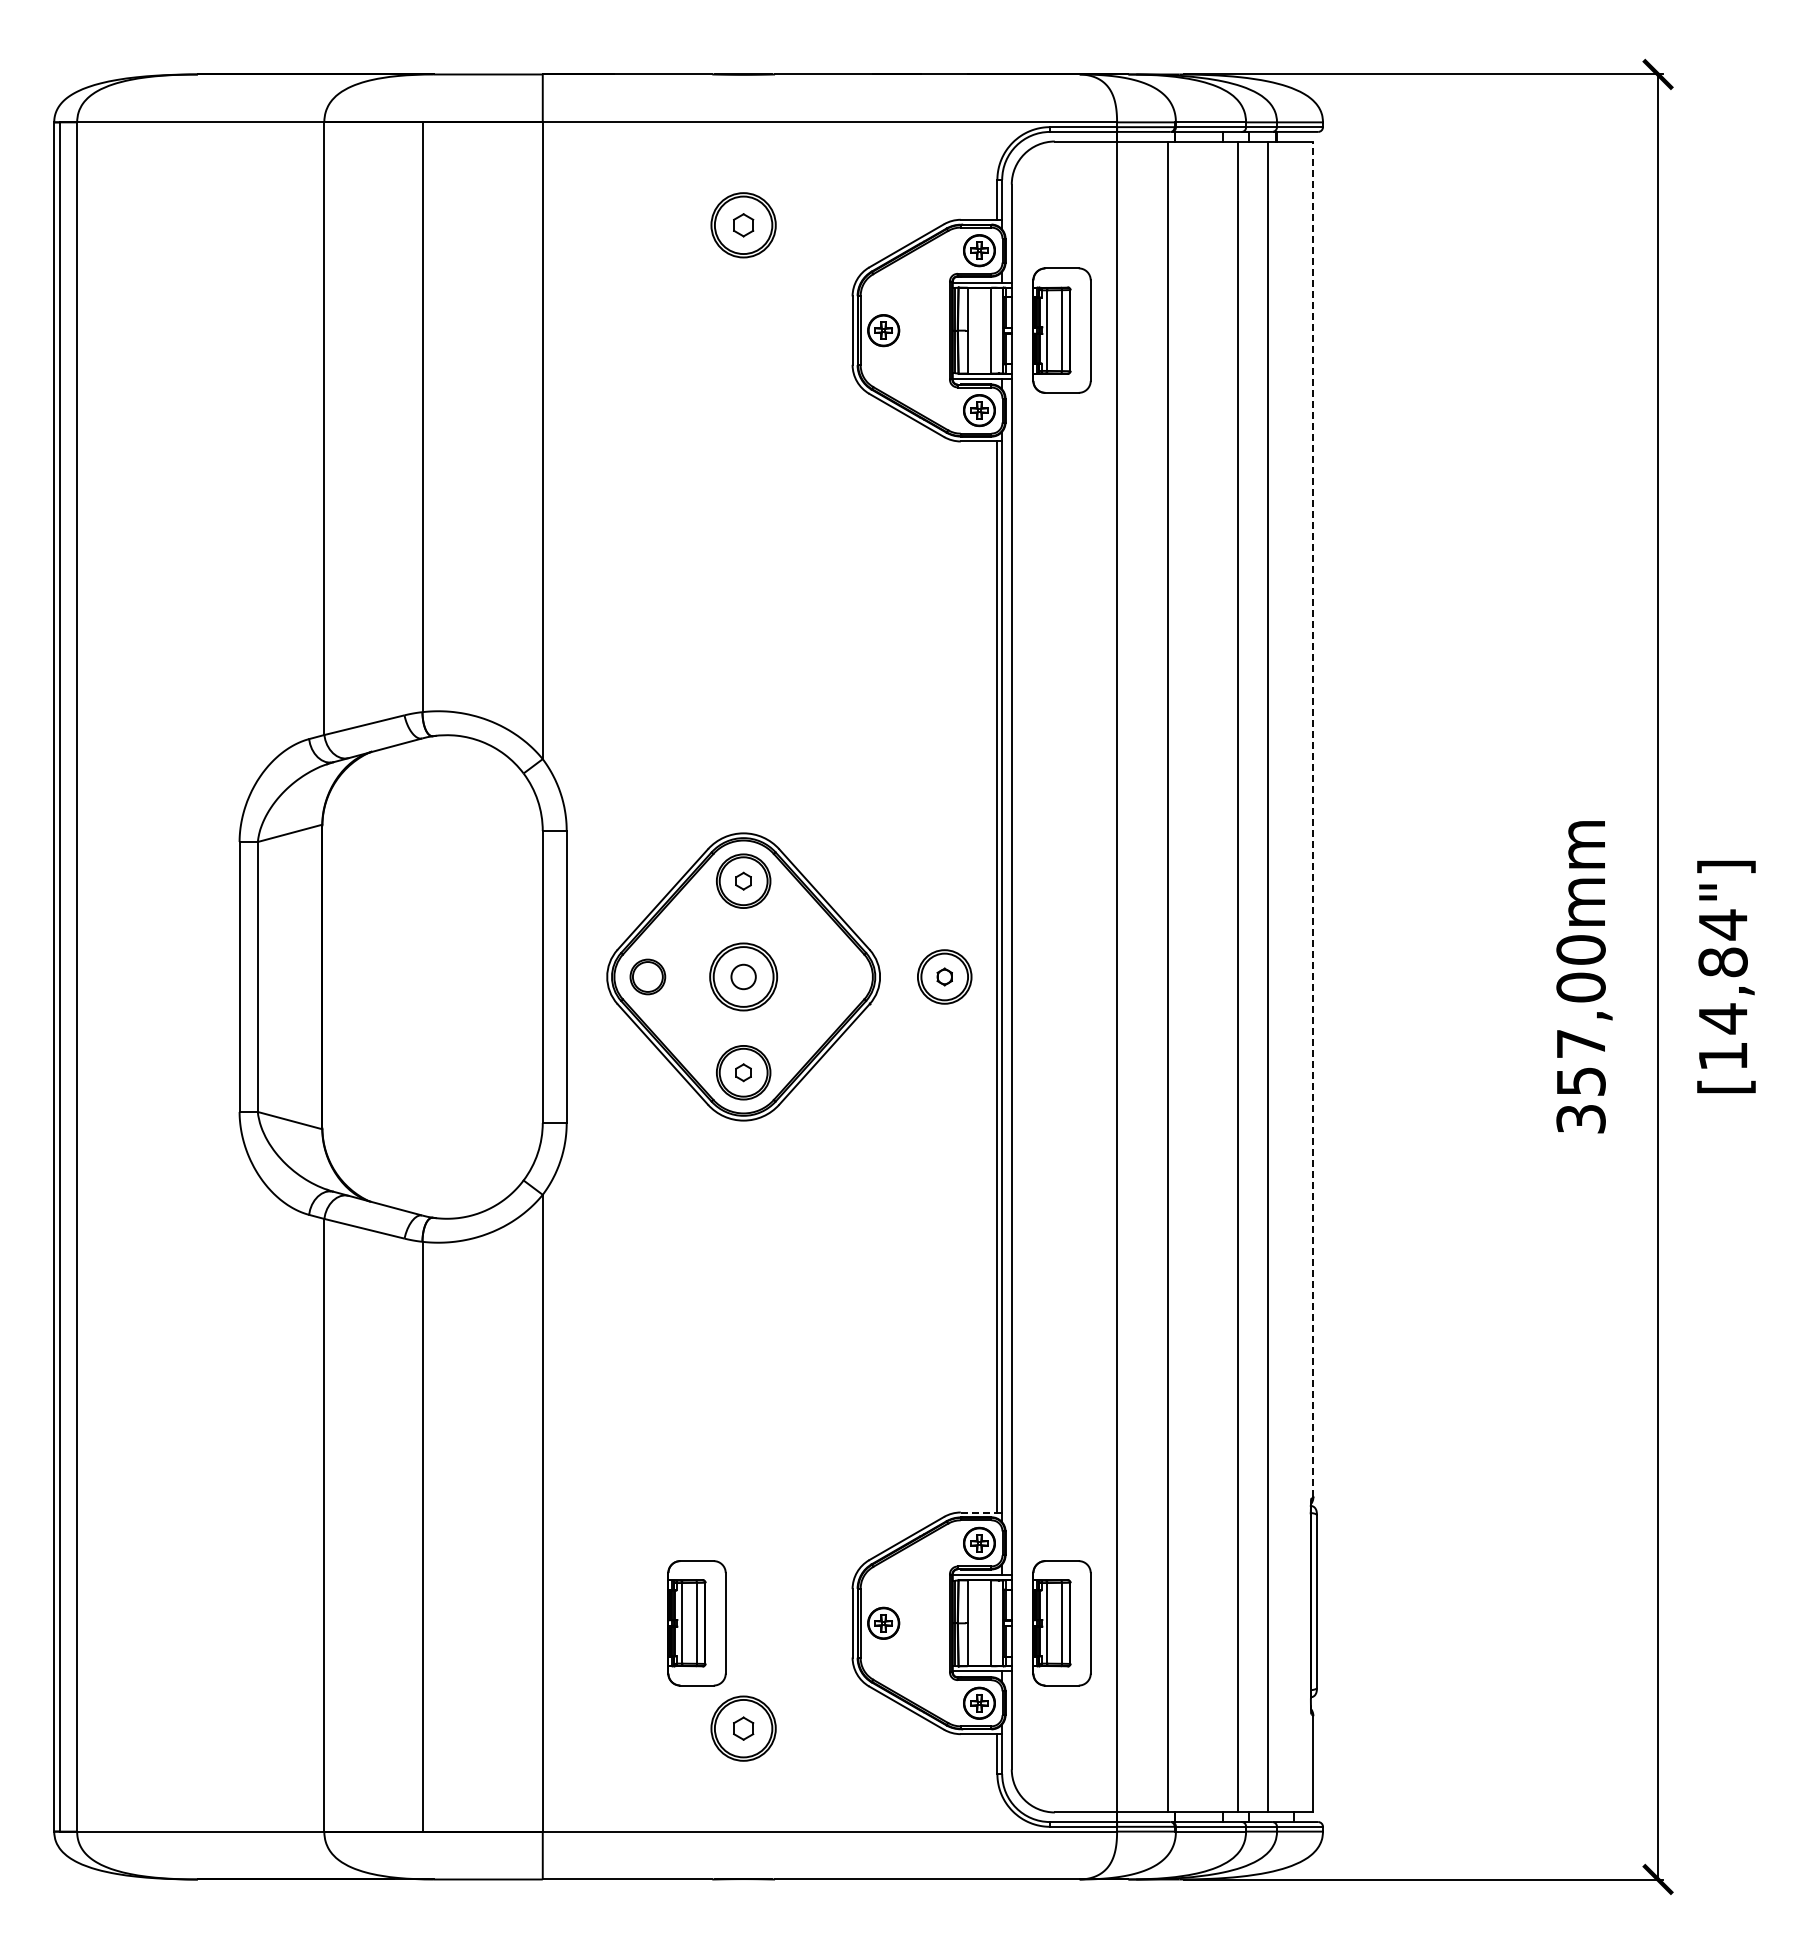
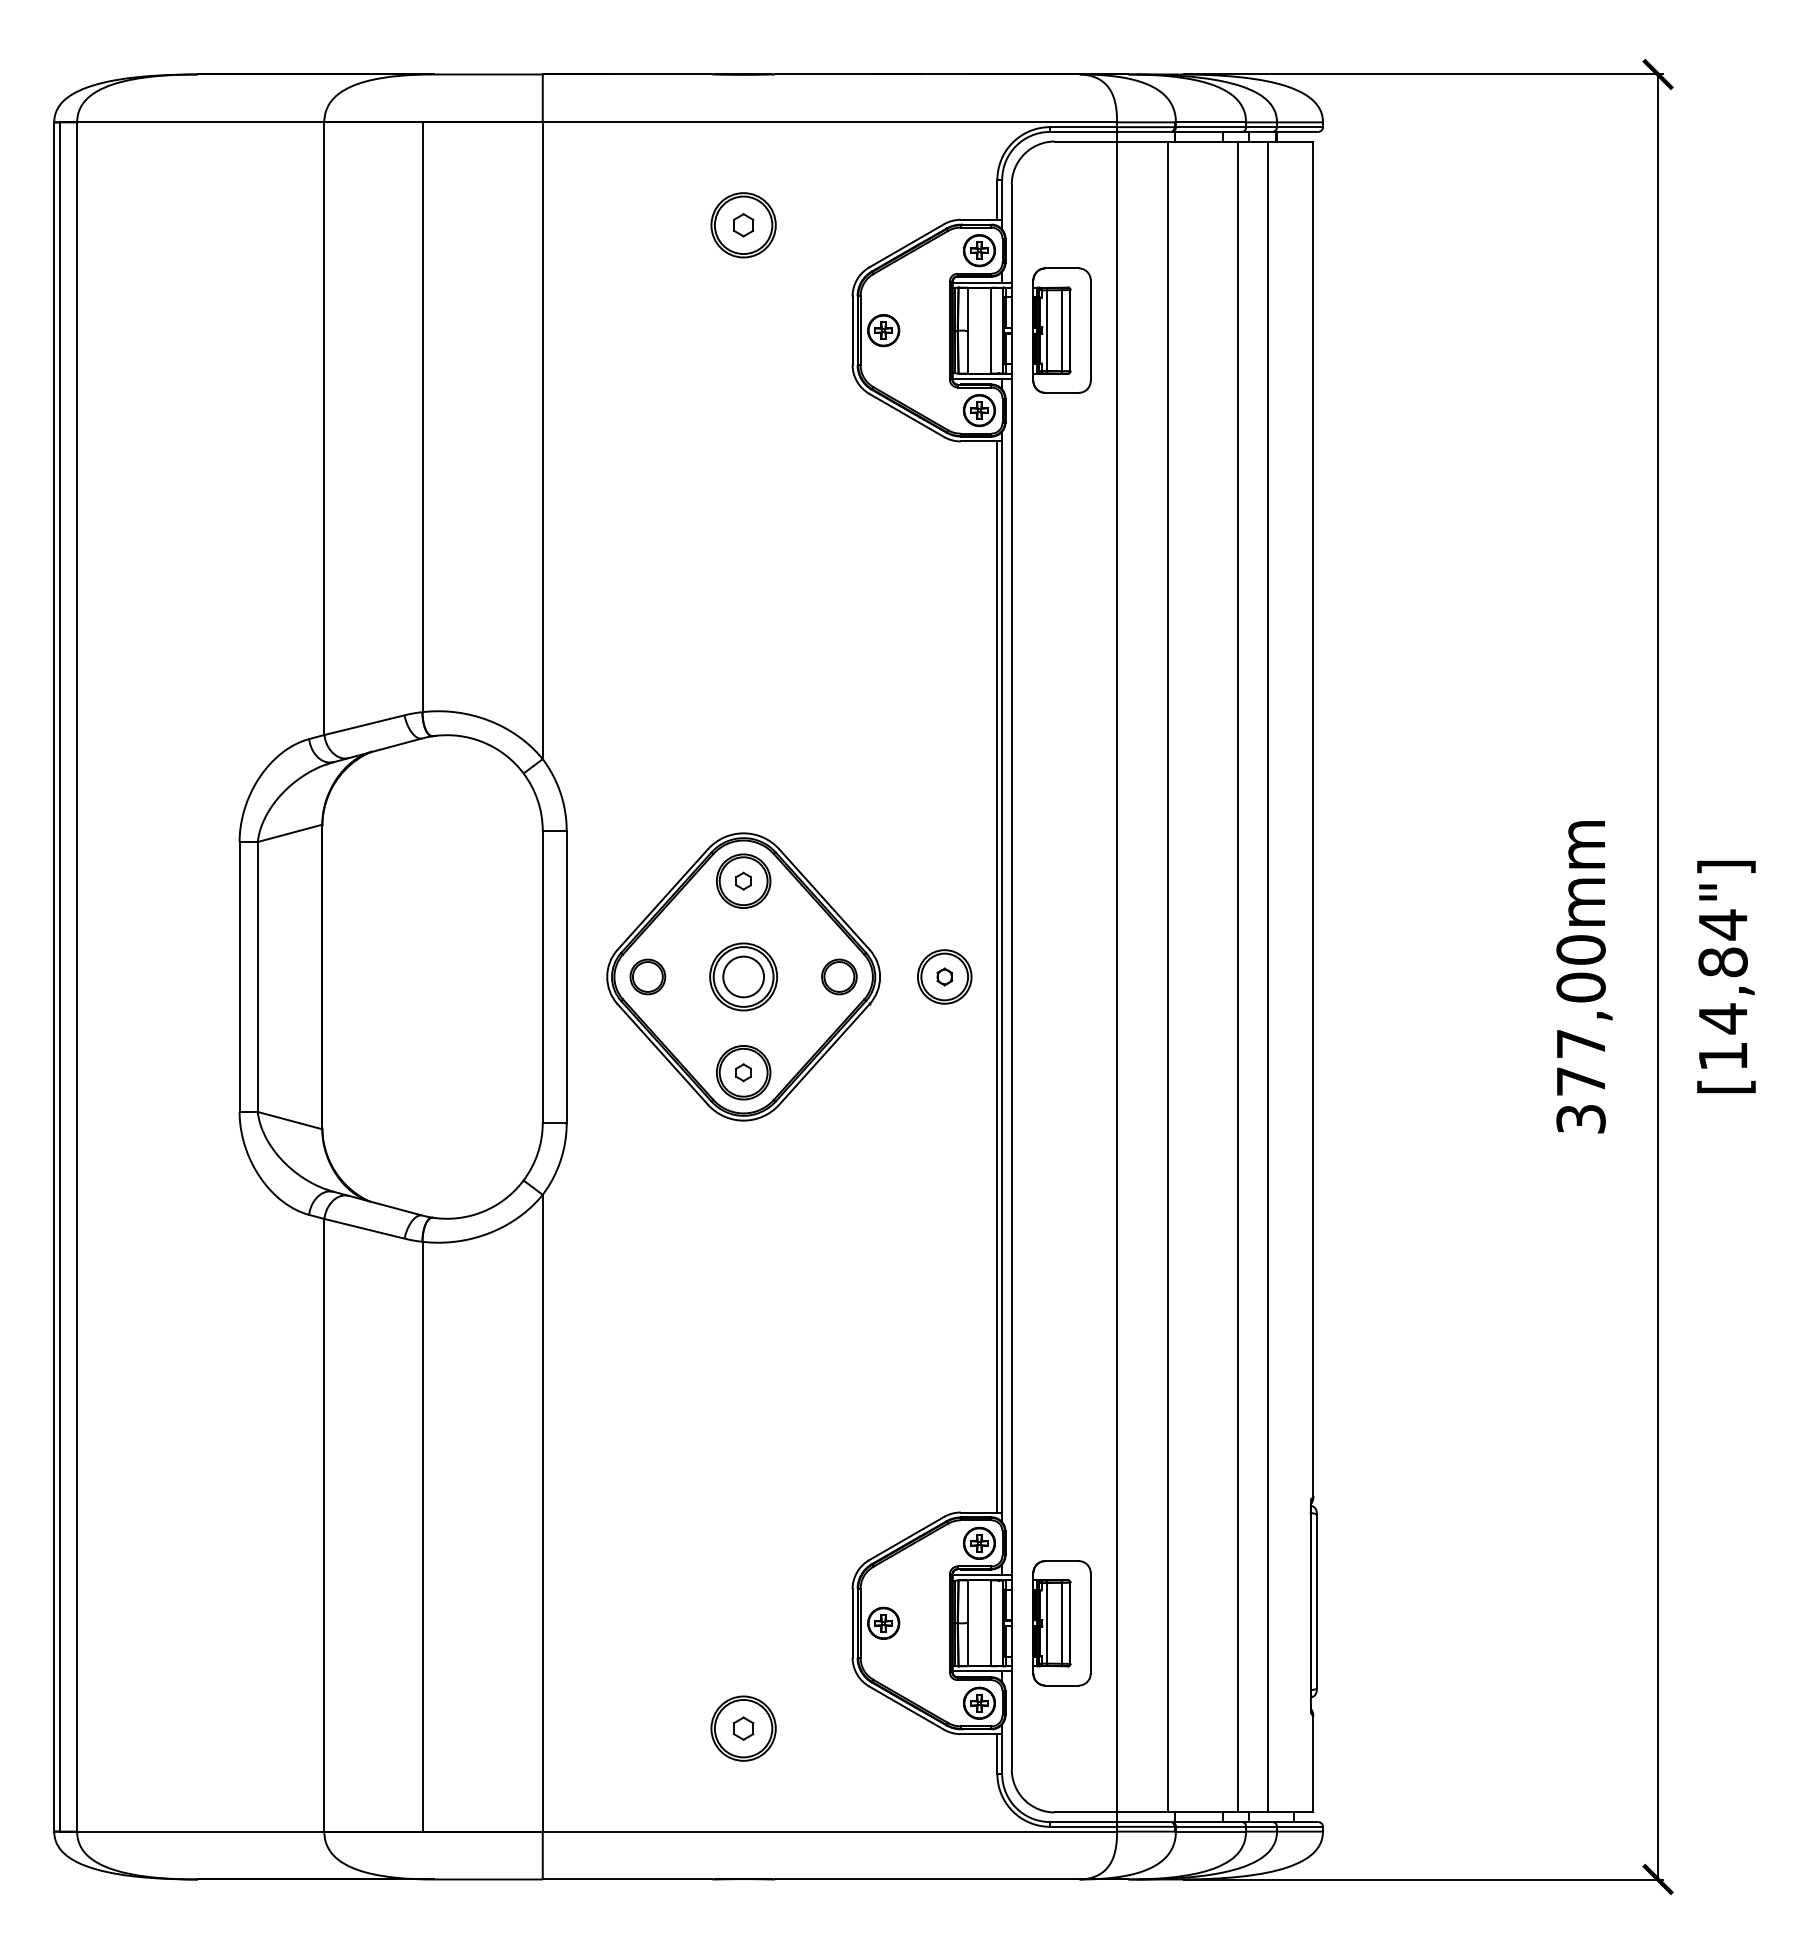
line: dashed -> solid (1313, 819)
circle diameter: 24 px -> 41 px (743, 976)
part: none -> present (839, 976)
text: 357,00mm -> 377,00mm (1581, 1081)
line: dashed -> solid (979, 1512)
part: present -> none (696, 1623)
